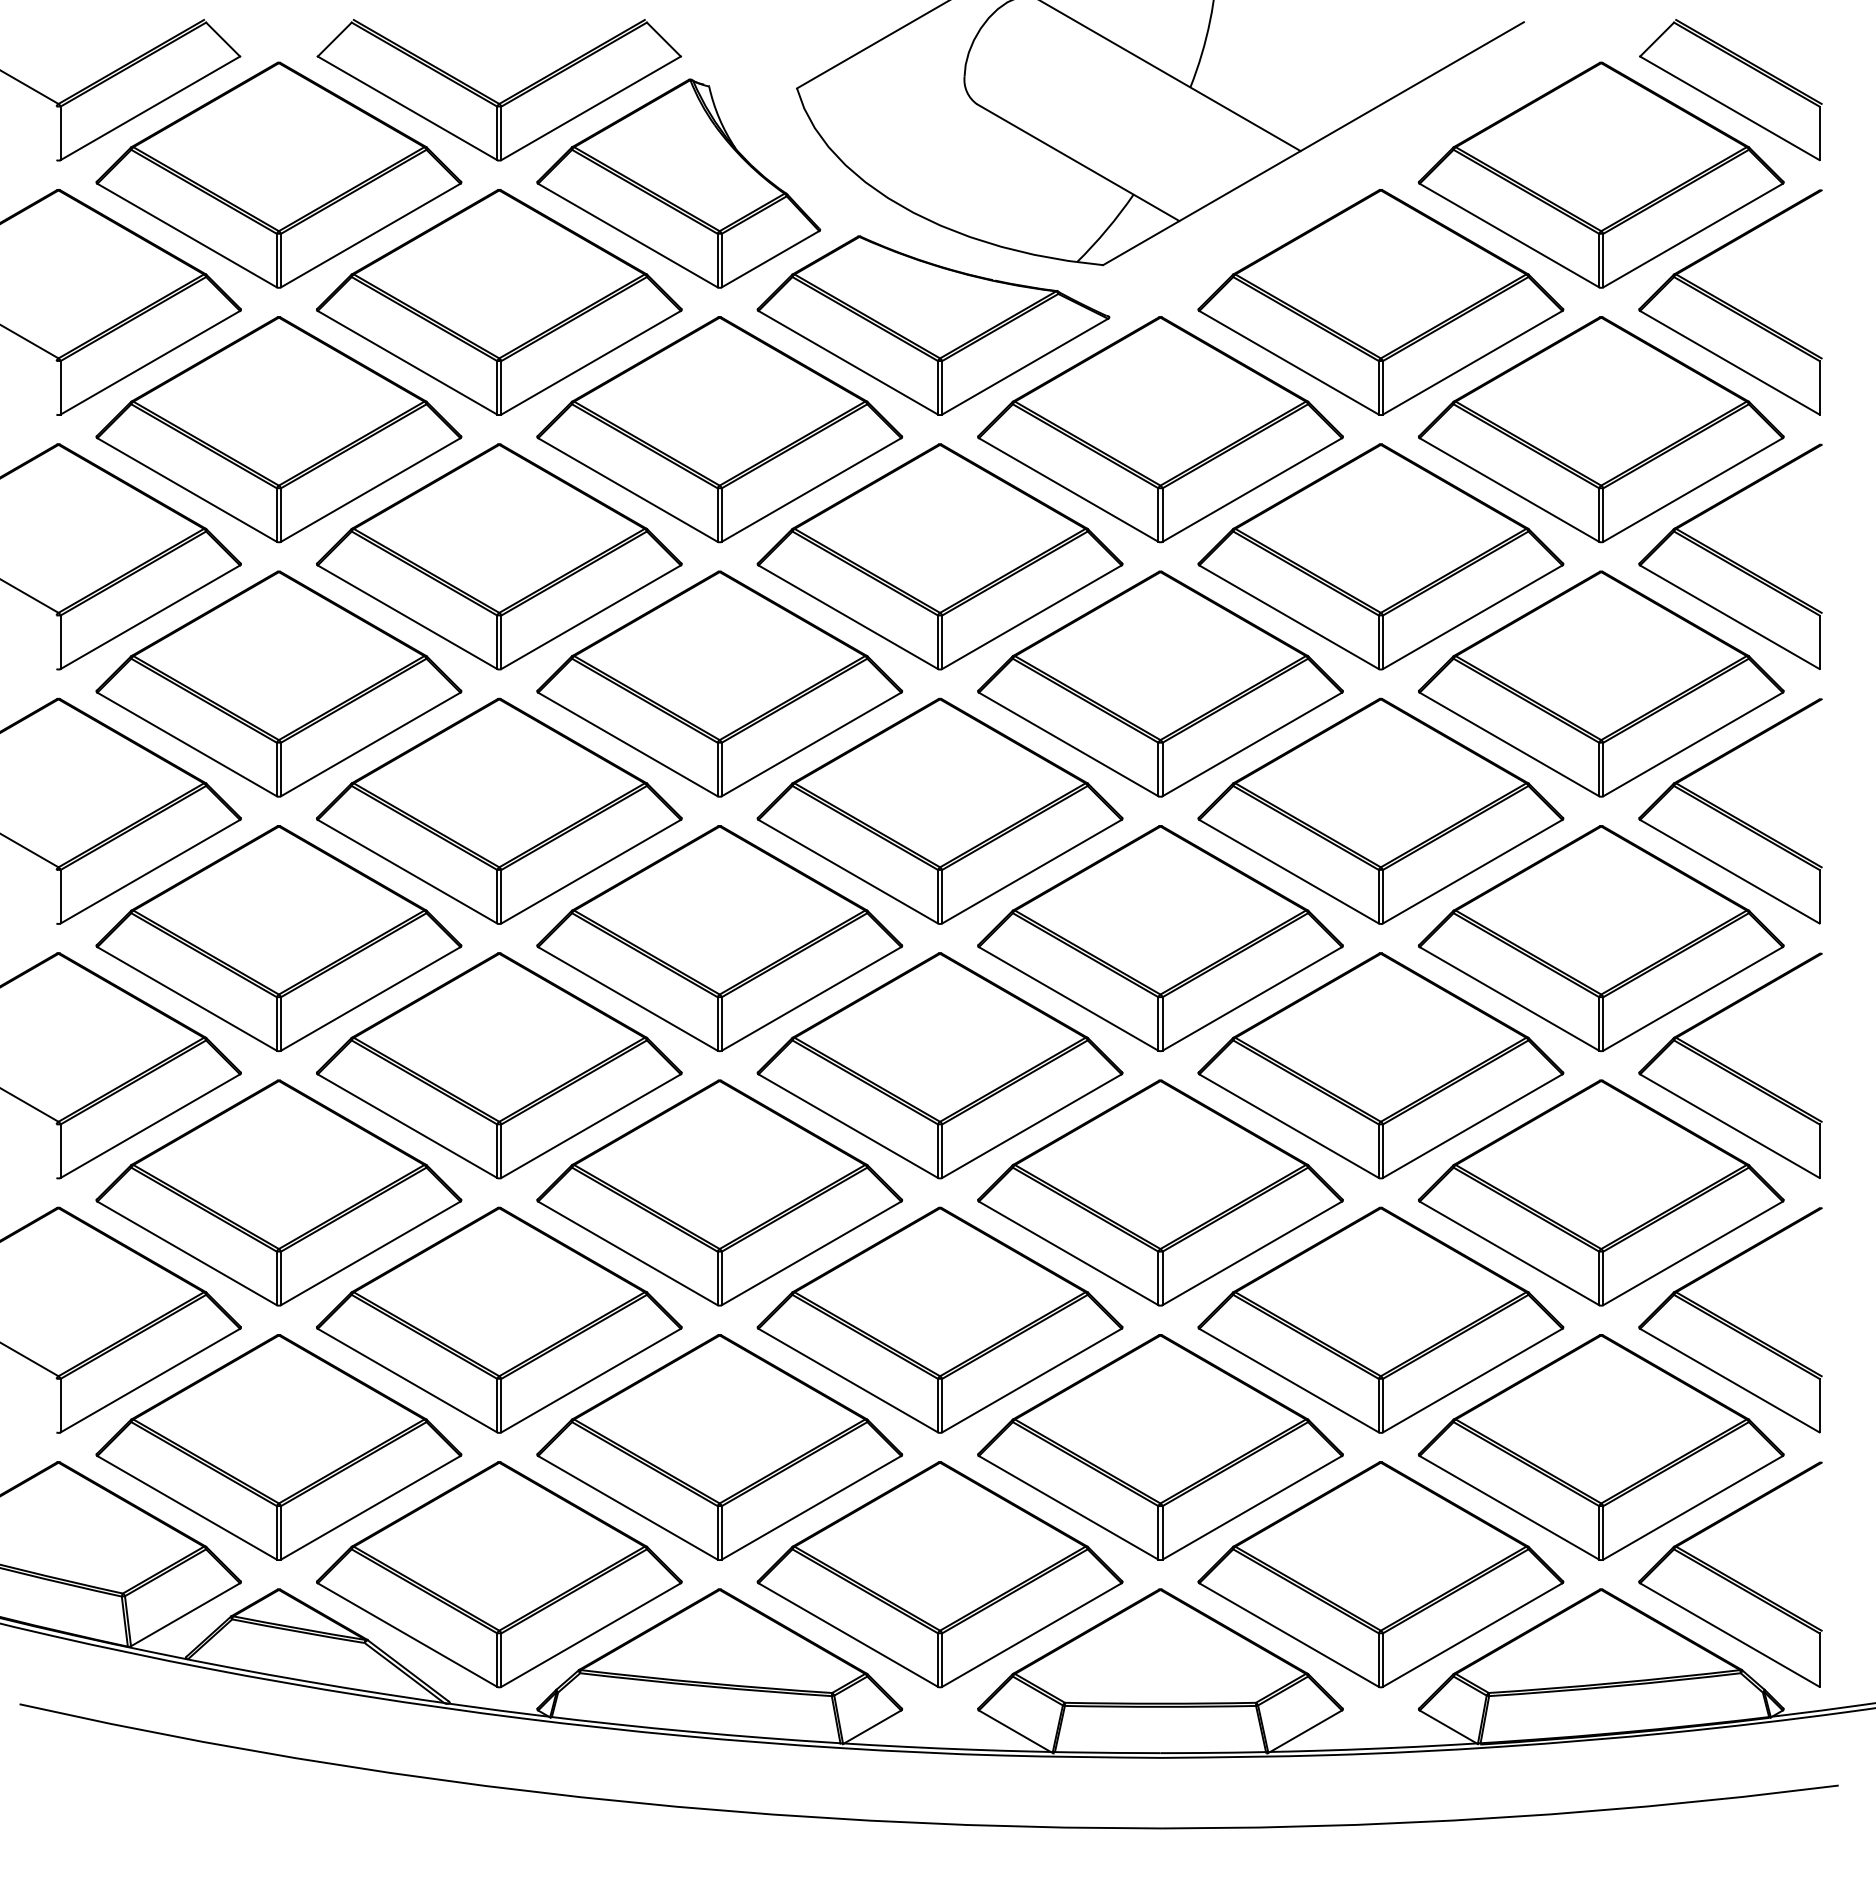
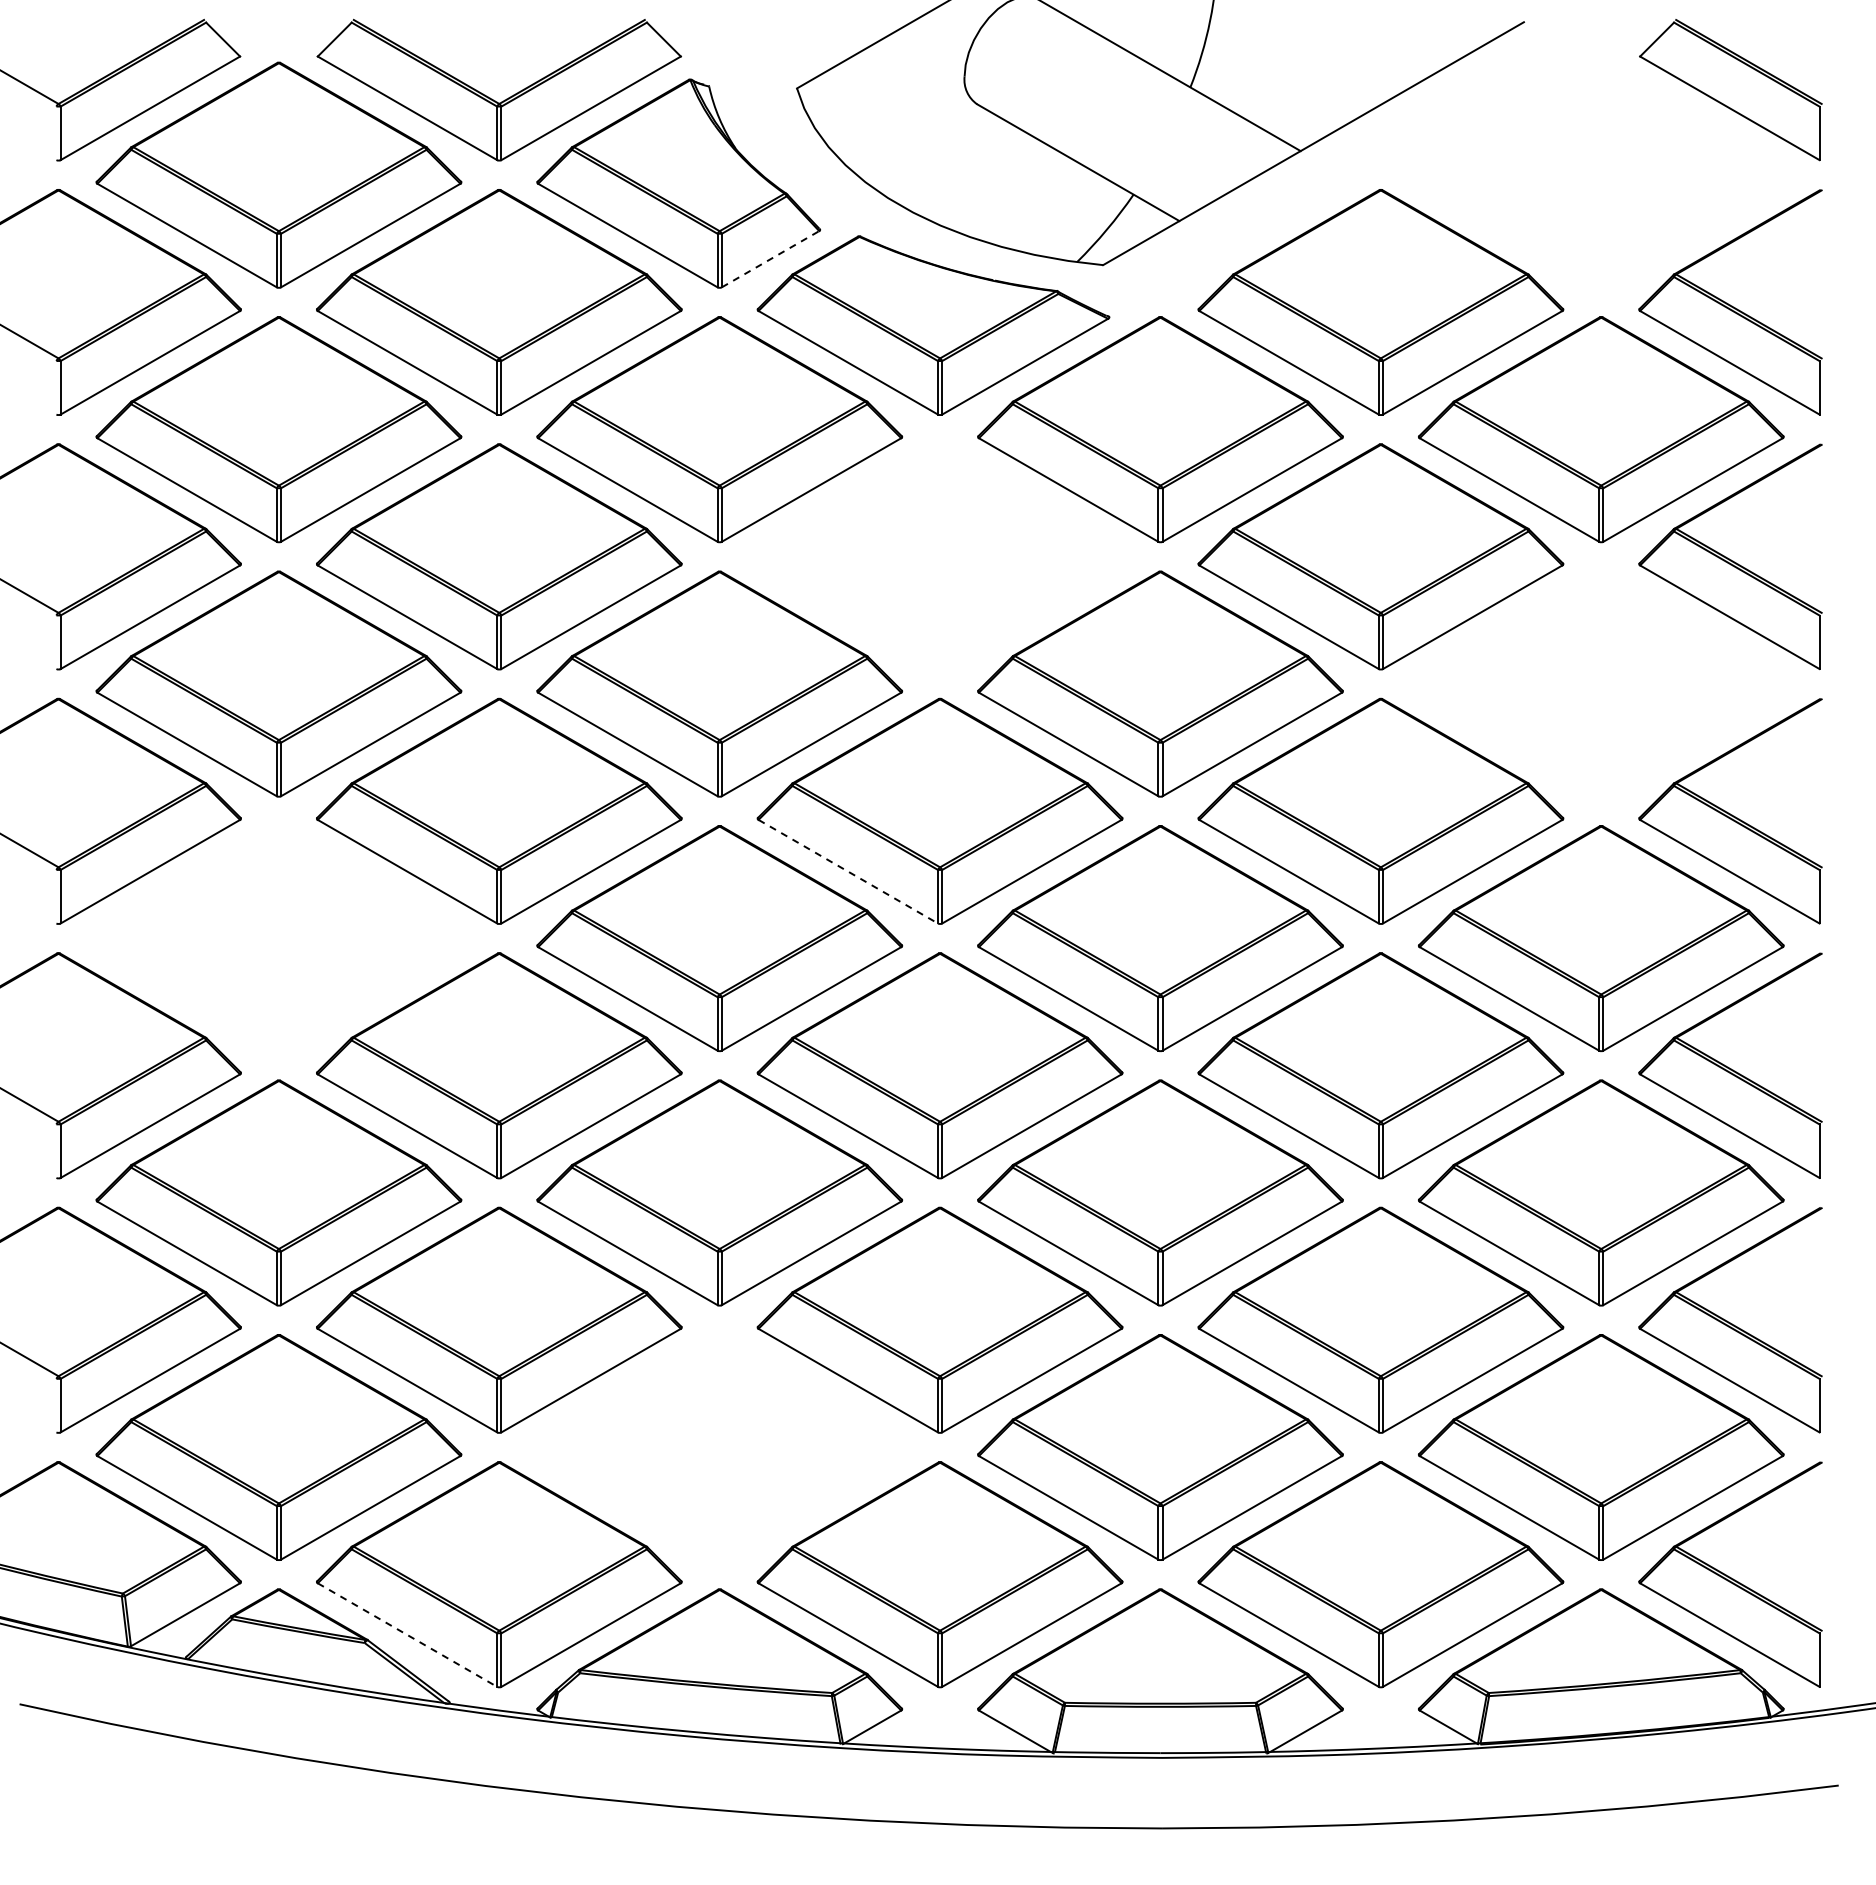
part: present -> none (1601, 174)
line: solid -> dashed (770, 258)
part: present -> none (939, 556)
part: present -> none (1601, 683)
line: solid -> dashed (848, 871)
part: present -> none (278, 938)
part: present -> none (719, 1447)
line: solid -> dashed (407, 1635)
